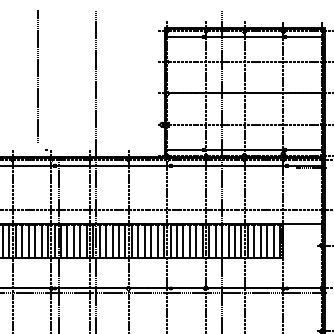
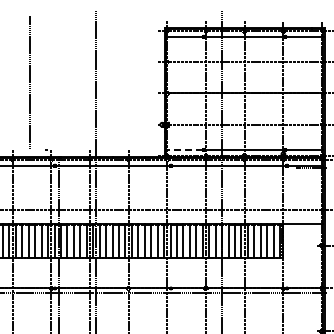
line position: (37, 76) -> (29, 82) (29, 82)
line: solid -> dashed (184, 149)
